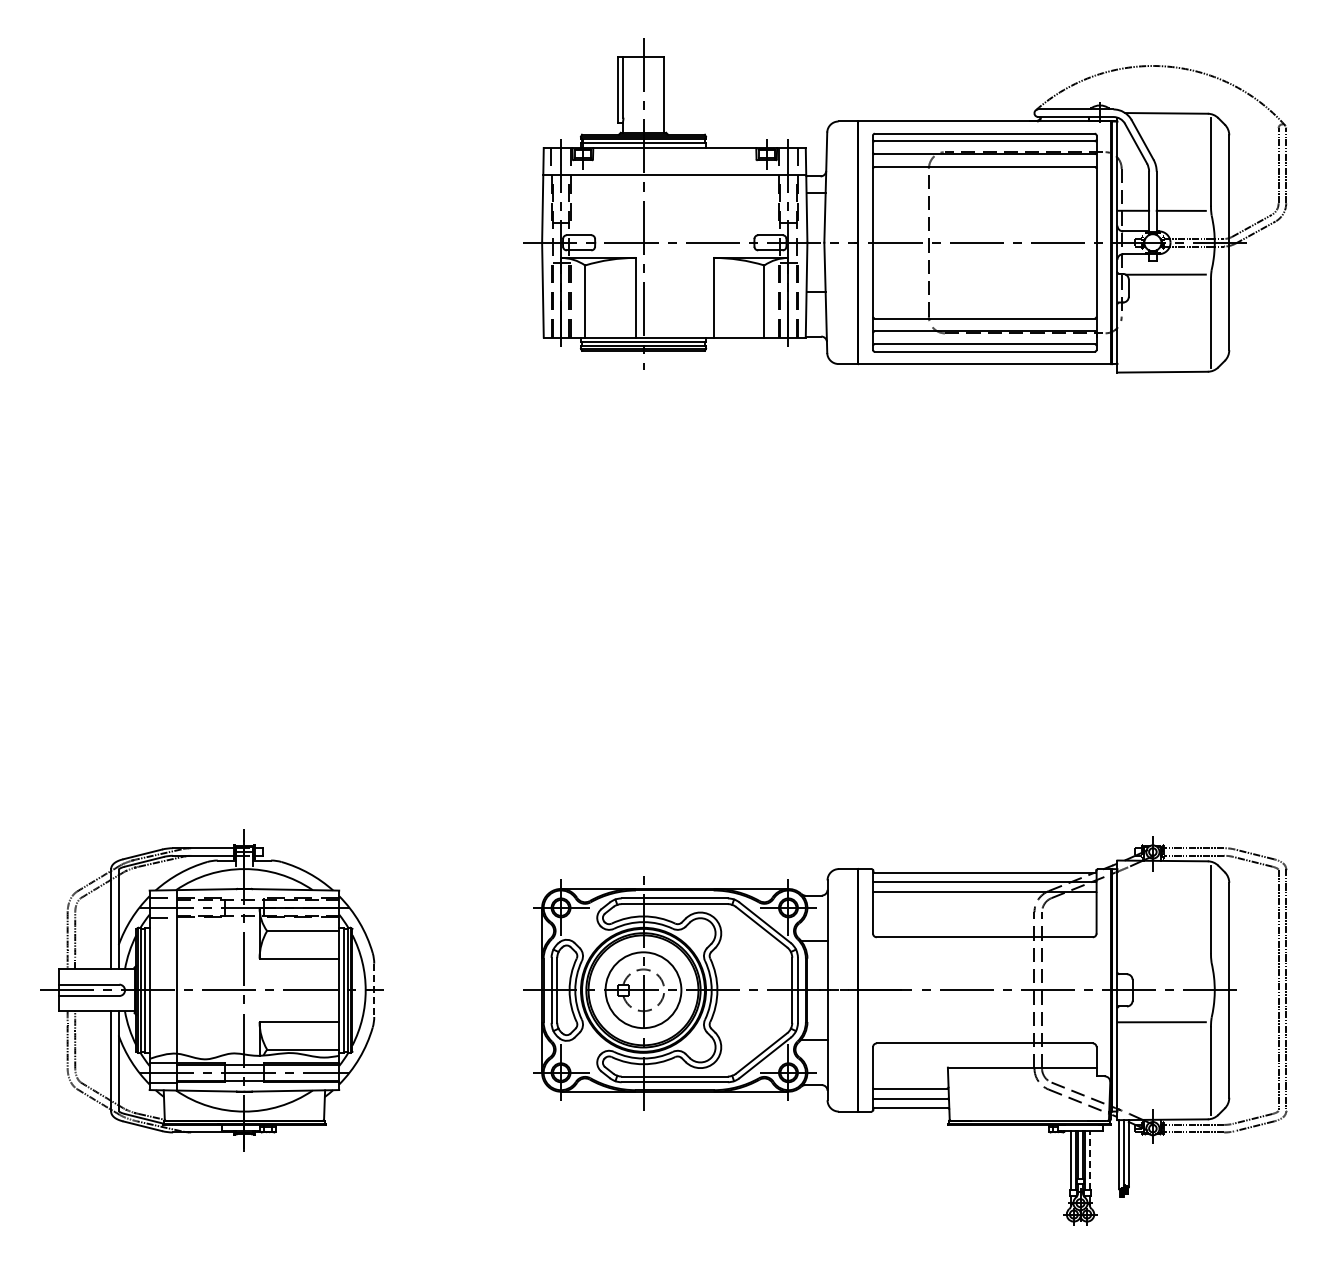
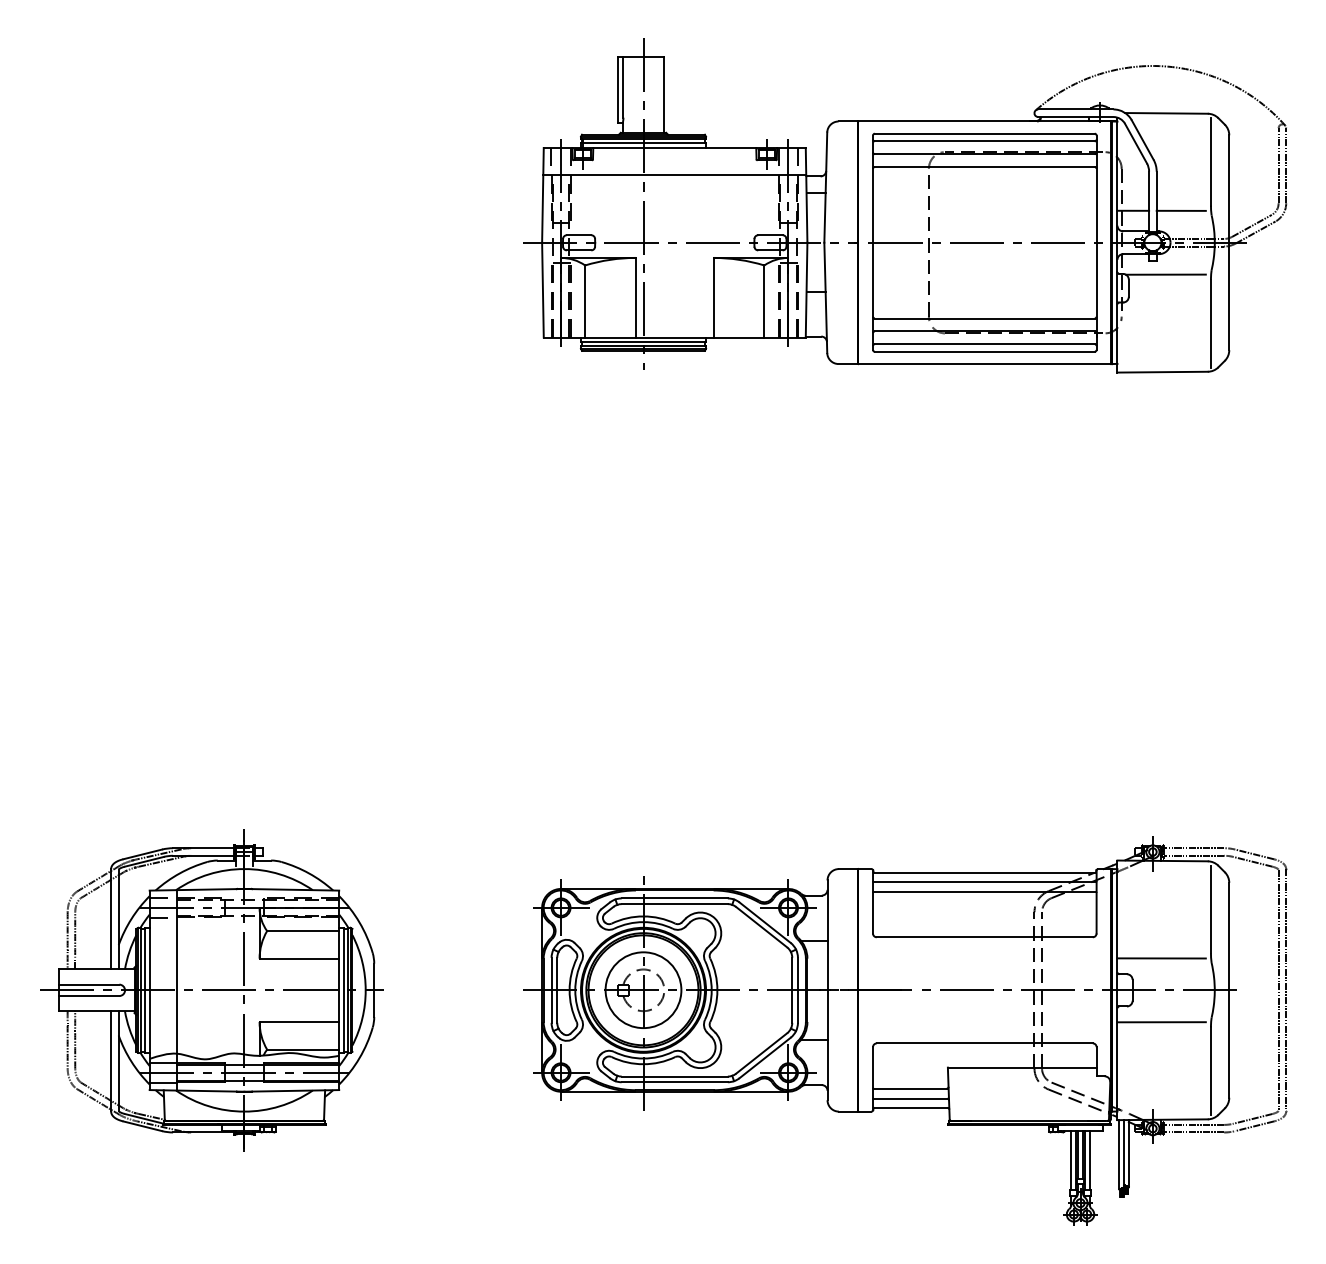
line: none -> present (1161, 958)
line: dashed -> solid (374, 990)
line: dashed -> solid (1089, 1160)
